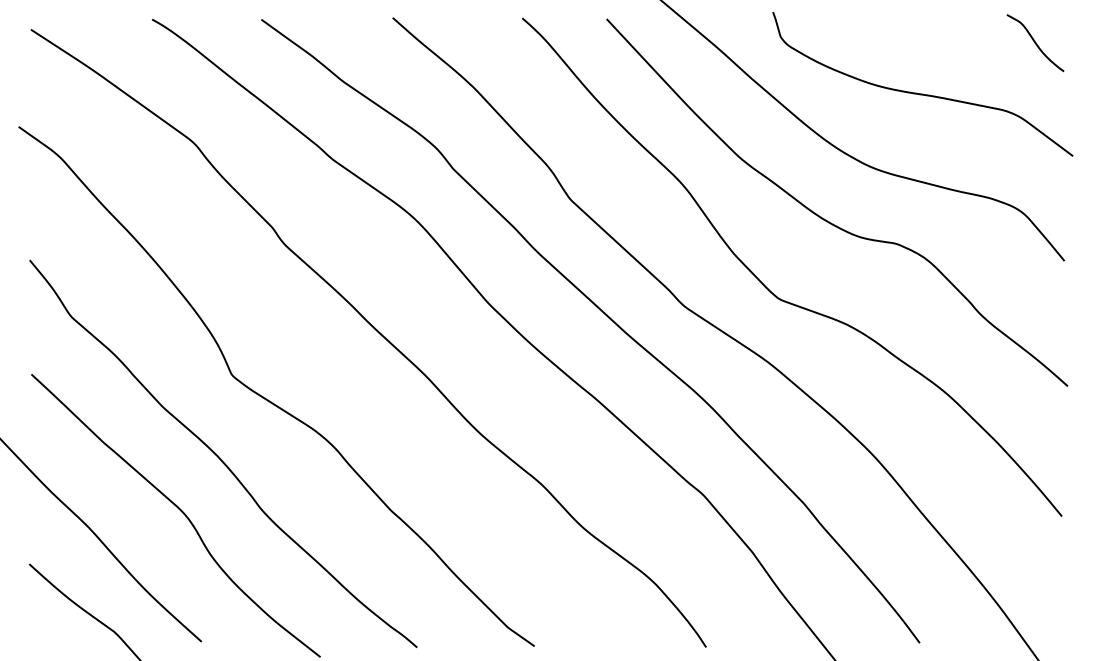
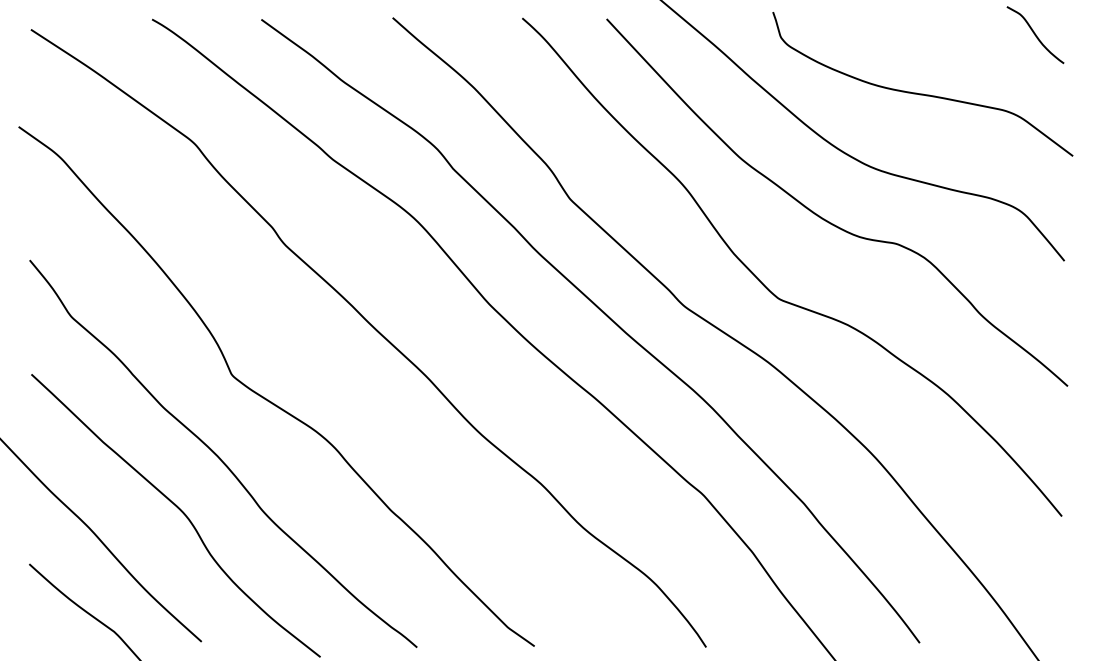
curve position: (1035, 43) -> (1035, 35) (1035, 35)
